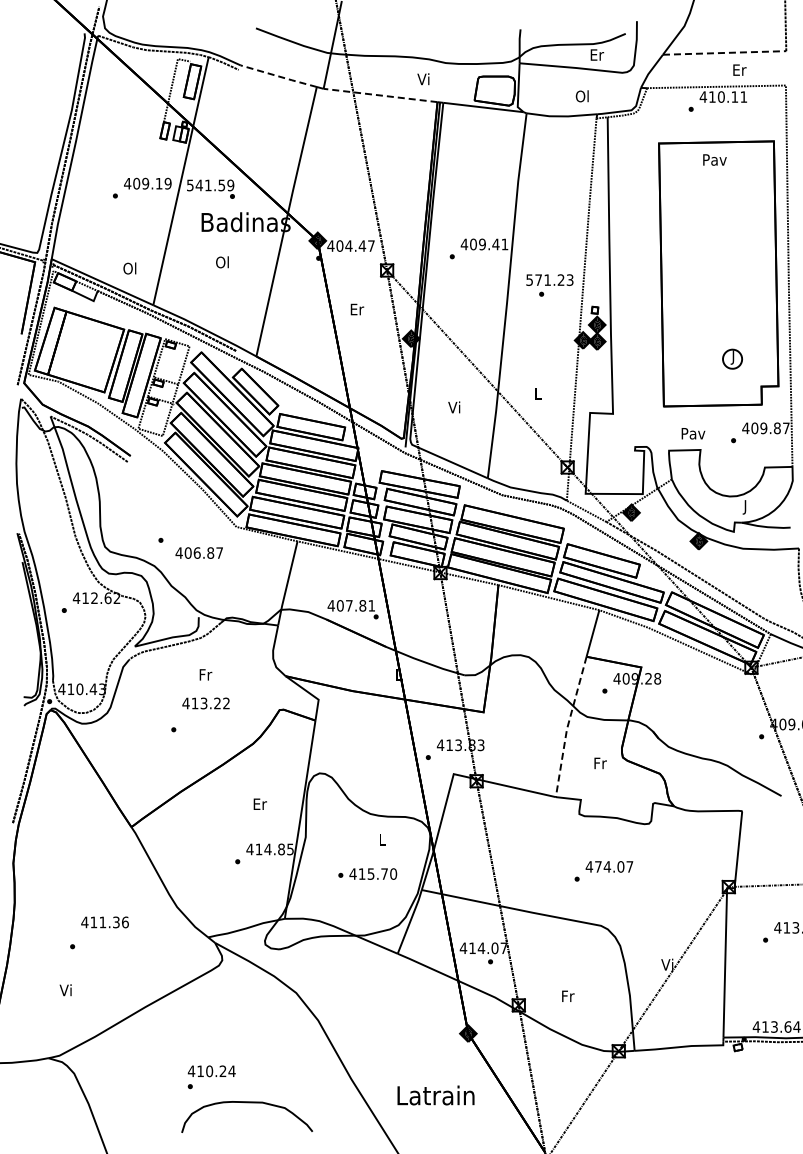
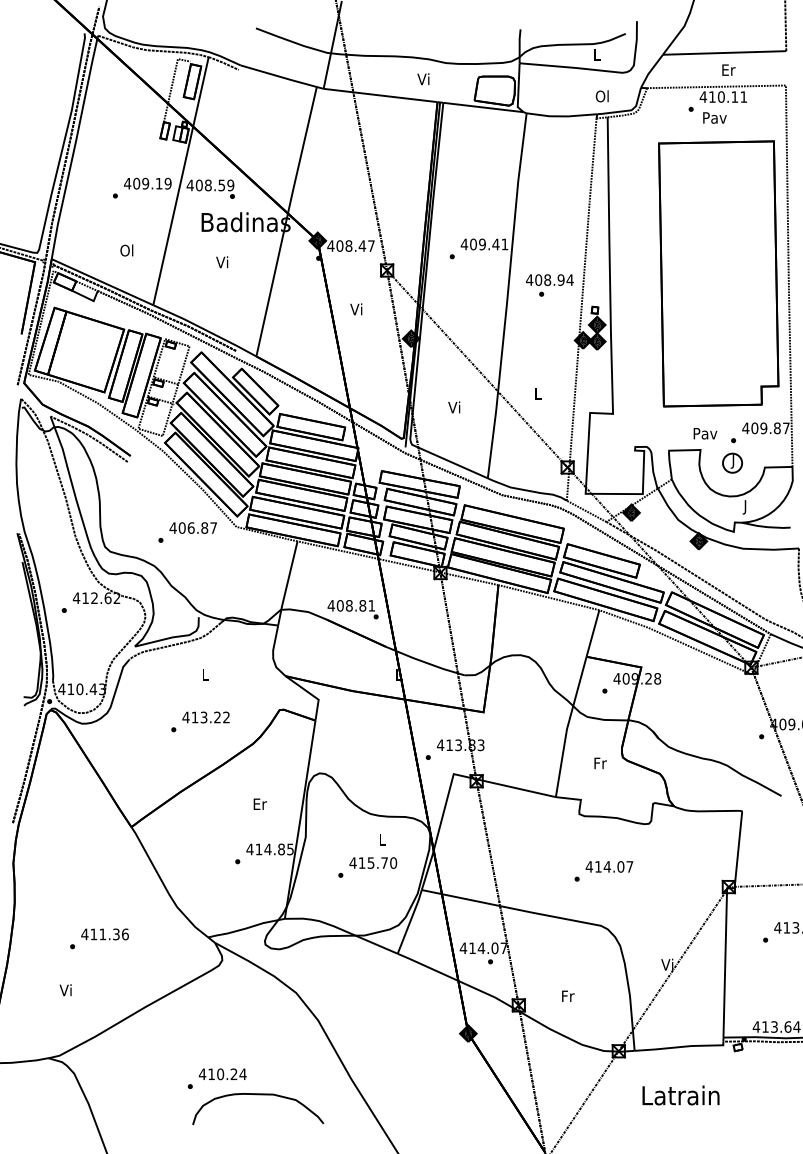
line: dashed -> solid (724, 52)
text: Er -> L (597, 54)
text position: (739, 69) -> (728, 69) (728, 69)
line: dashed -> solid (278, 76)
line: dashed -> solid (380, 95)
text position: (581, 96) -> (601, 96) (601, 96)
text position: (714, 159) -> (714, 117) (714, 117)
text: 541.59 -> 408.59 (198, 185)
text: 404.47 -> 408.47 (348, 245)
text: Ol -> Vi (222, 262)
text position: (129, 268) -> (126, 250) (126, 250)
text: 571.23 -> 408.94 (549, 279)
text: Er -> Vi (357, 309)
part position: (732, 358) -> (732, 462) (732, 462)
text position: (693, 433) -> (705, 433) (705, 433)
text position: (198, 552) -> (192, 527) (192, 527)
text: 407.81 -> 408.81 (348, 605)
text: Fr -> L (205, 674)
text position: (205, 703) -> (205, 717) (205, 717)
line: dashed -> solid (567, 726)
text: 474.07 -> 414.07 (598, 866)
text position: (373, 873) -> (373, 862) (373, 862)
text position: (104, 922) -> (104, 934) (104, 934)
text position: (211, 1071) -> (222, 1074) (222, 1074)
text position: (435, 1095) -> (680, 1095) (680, 1095)
curve position: (247, 1103) -> (258, 1095) (258, 1095)
